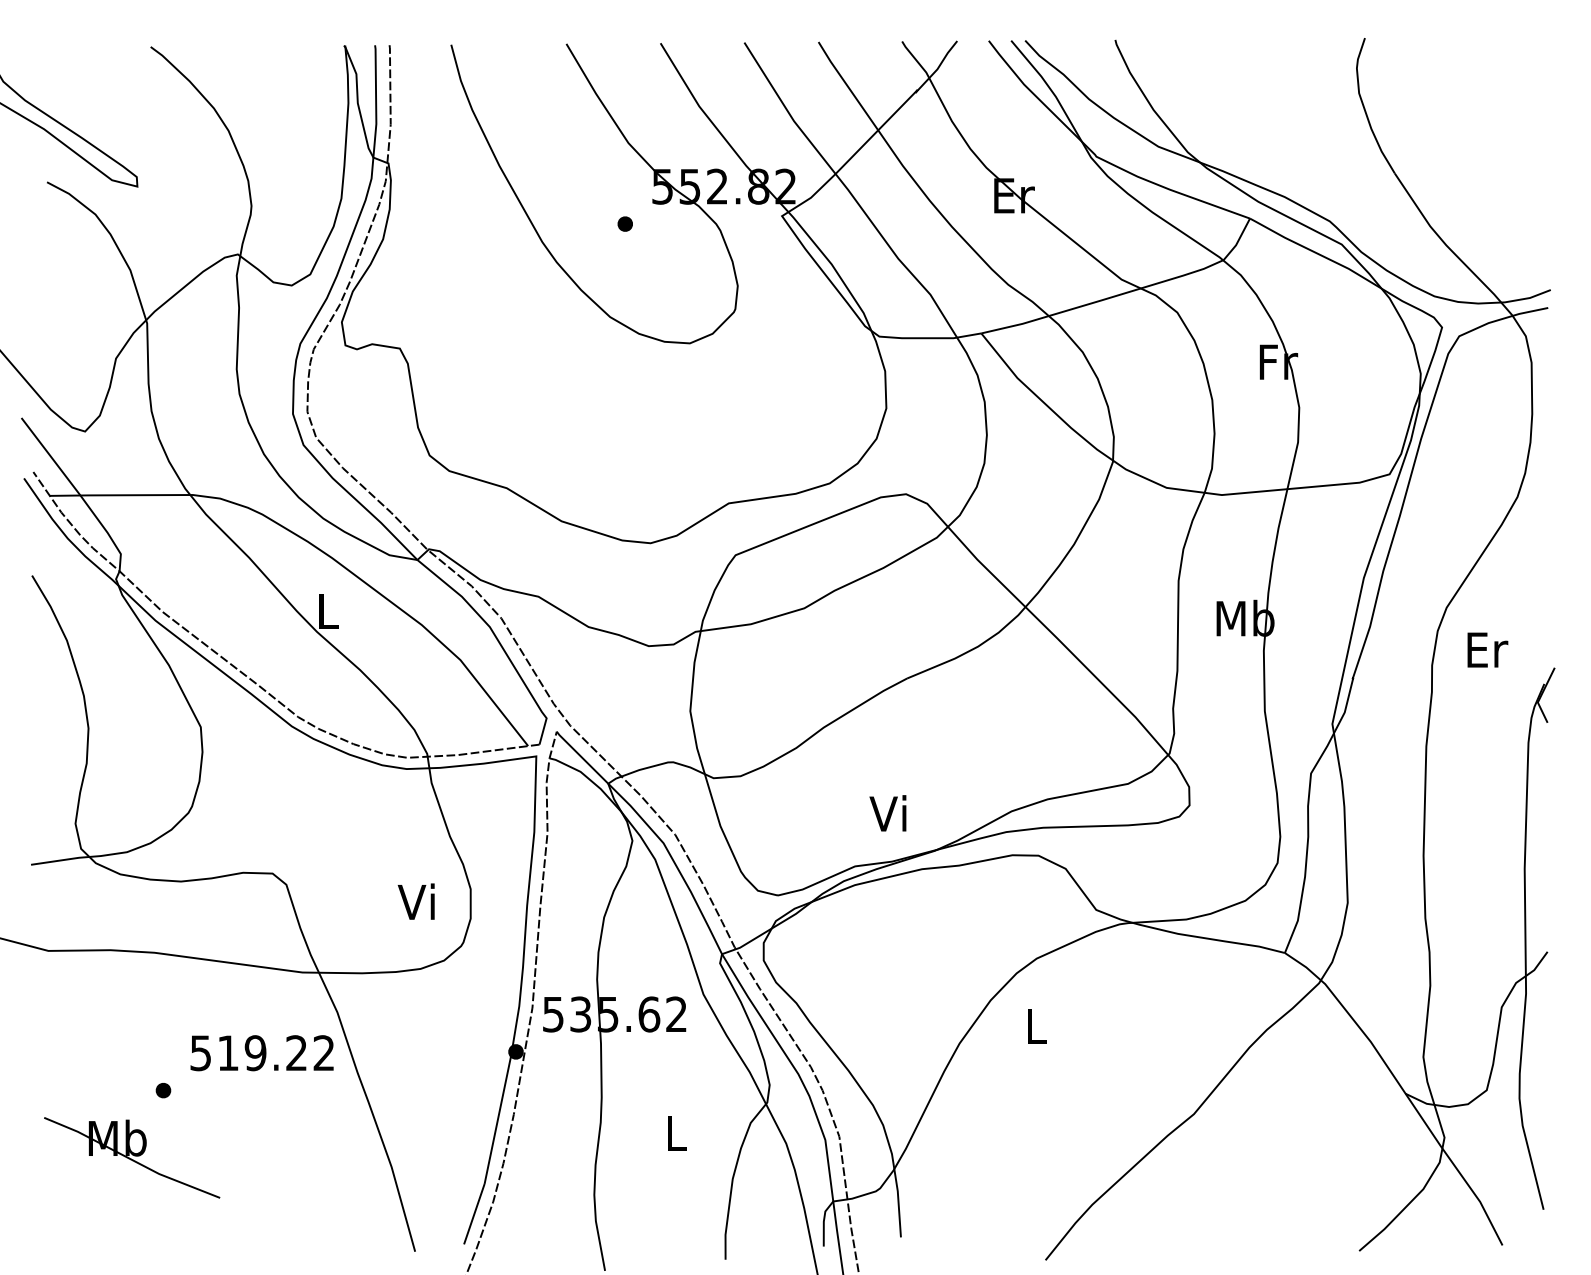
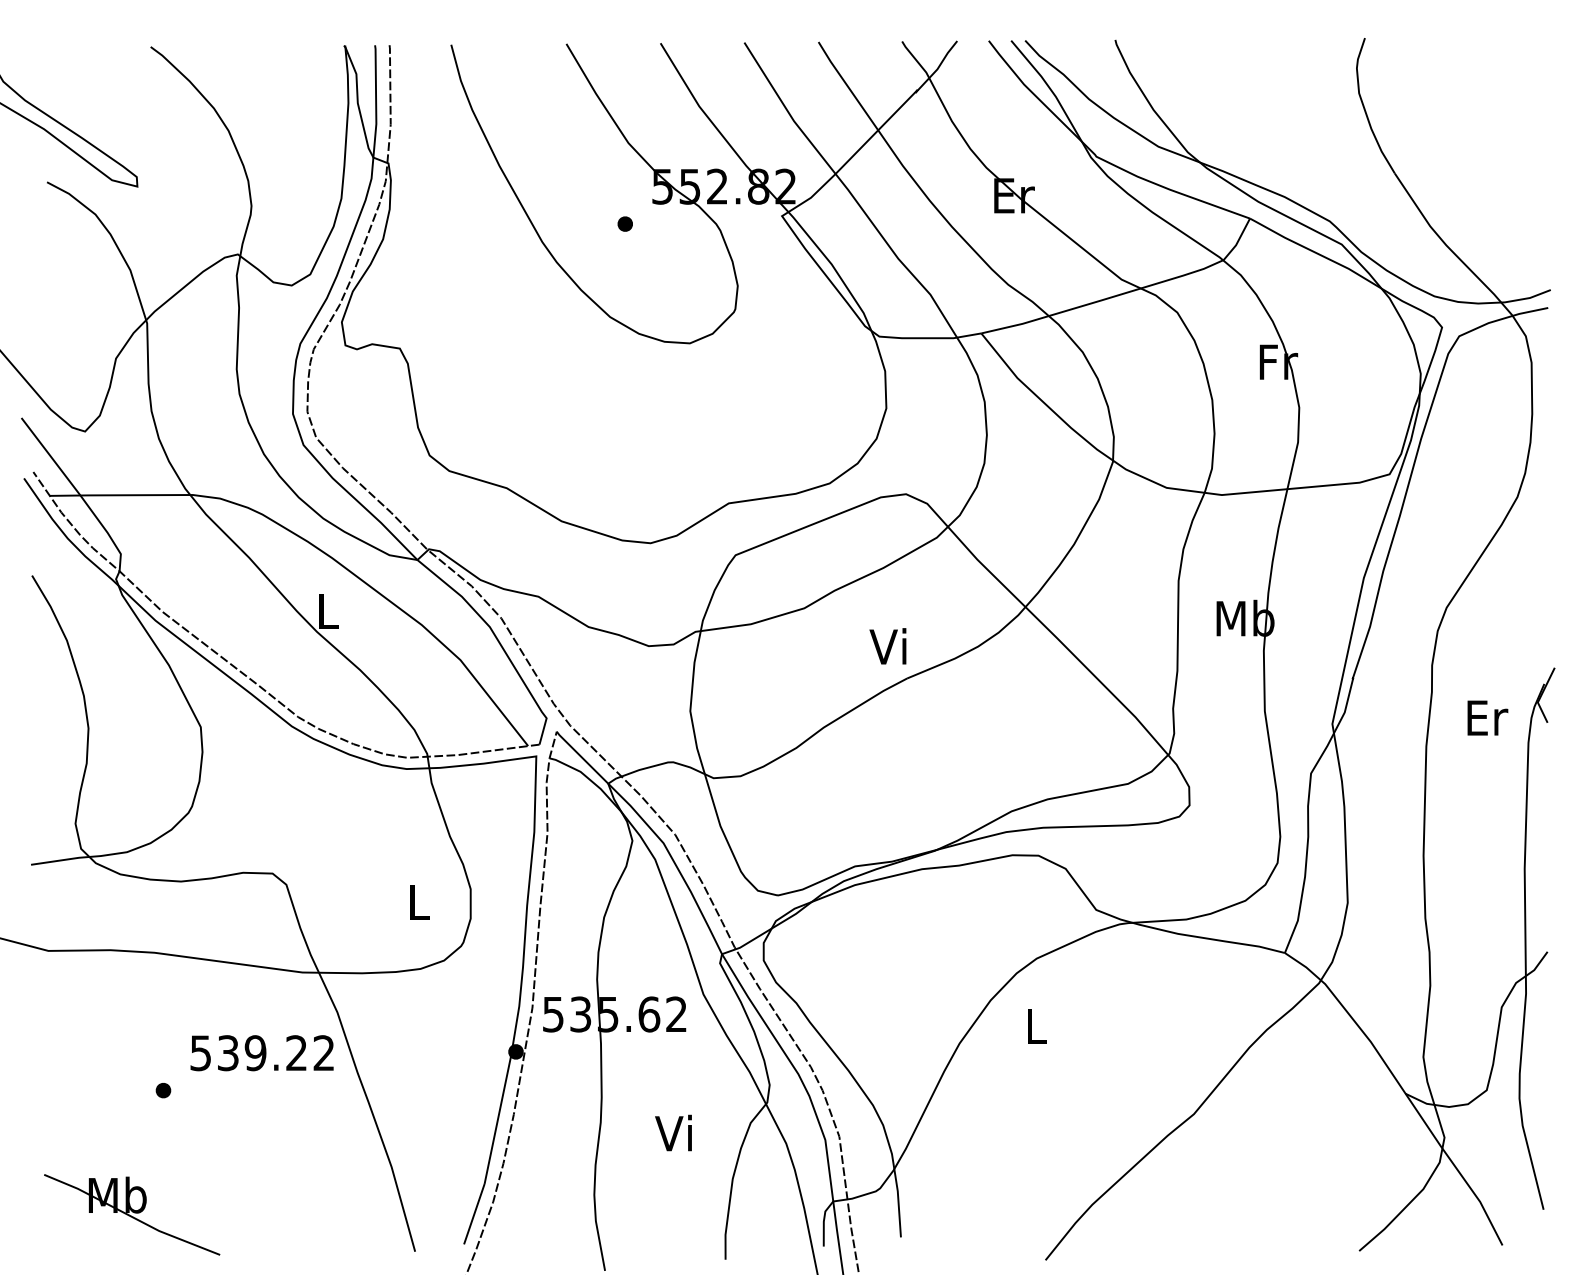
text position: (1487, 649) -> (1487, 717) (1487, 717)
text position: (887, 813) -> (887, 646) (887, 646)
text: Vi -> L (415, 901)
text: 519.22 -> 539.22 (228, 1053)
text: L -> Vi (673, 1132)
part position: (132, 1157) -> (132, 1214) (132, 1214)
